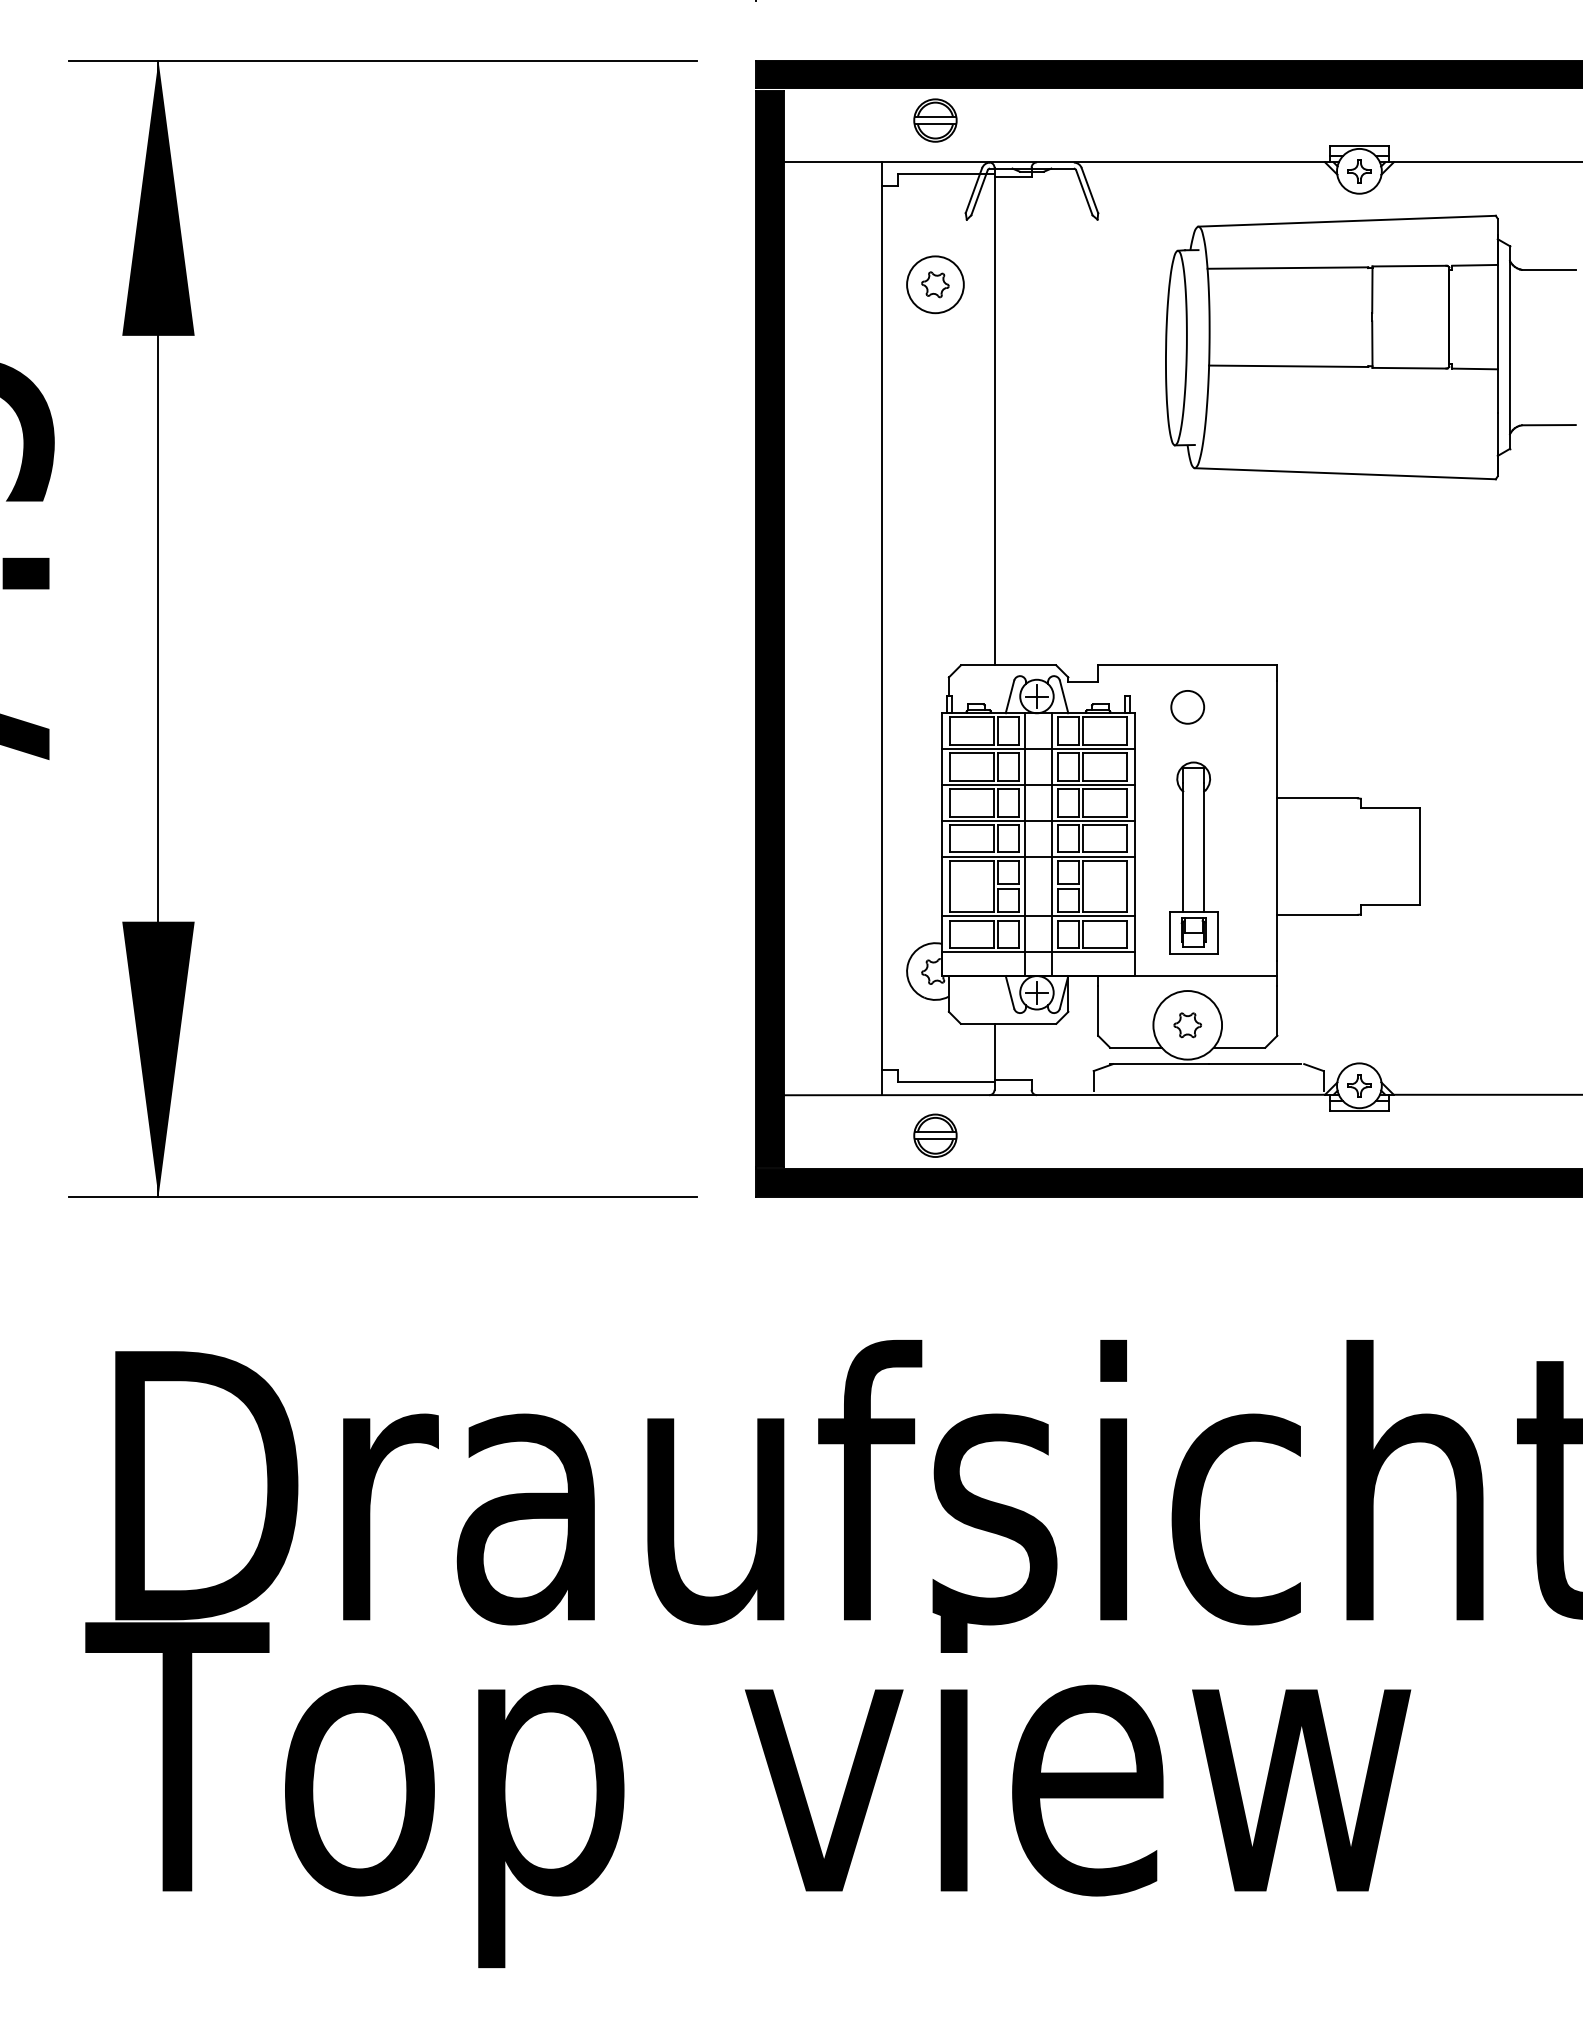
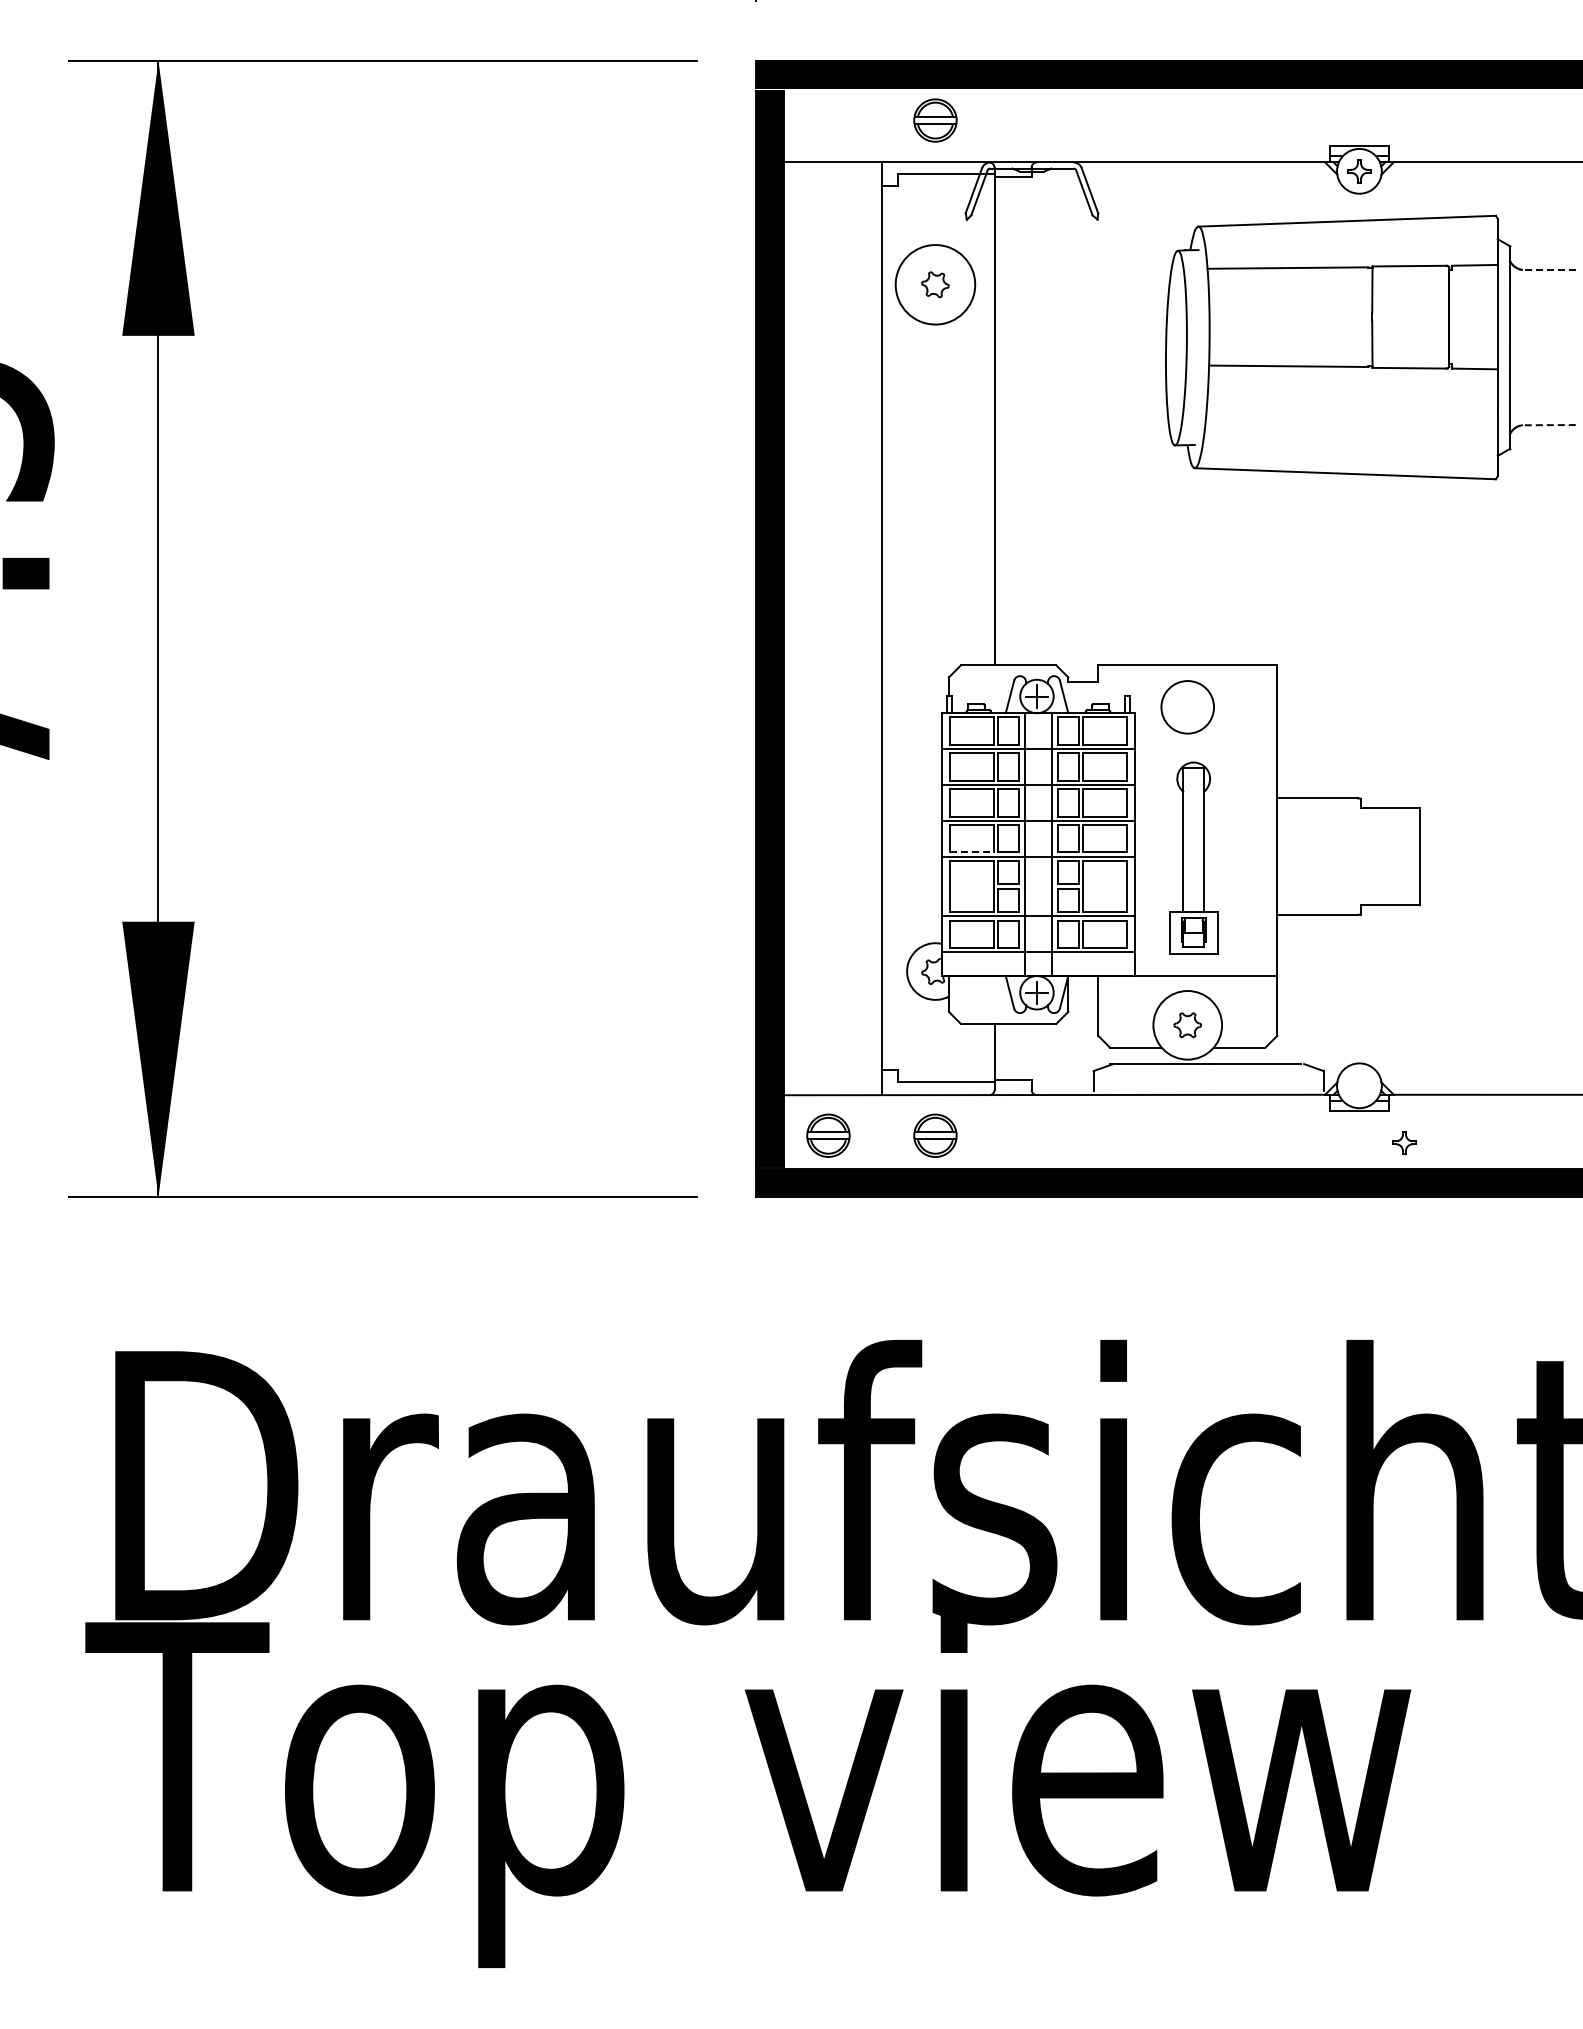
line: solid -> dashed (1548, 269)
circle diameter: 57 px -> 80 px (935, 284)
line: solid -> dashed (1548, 425)
circle diameter: 33 px -> 53 px (1187, 707)
line: solid -> dashed (971, 852)
part position: (1359, 1085) -> (1404, 1142) (1404, 1142)
part: none -> present (828, 1135)
